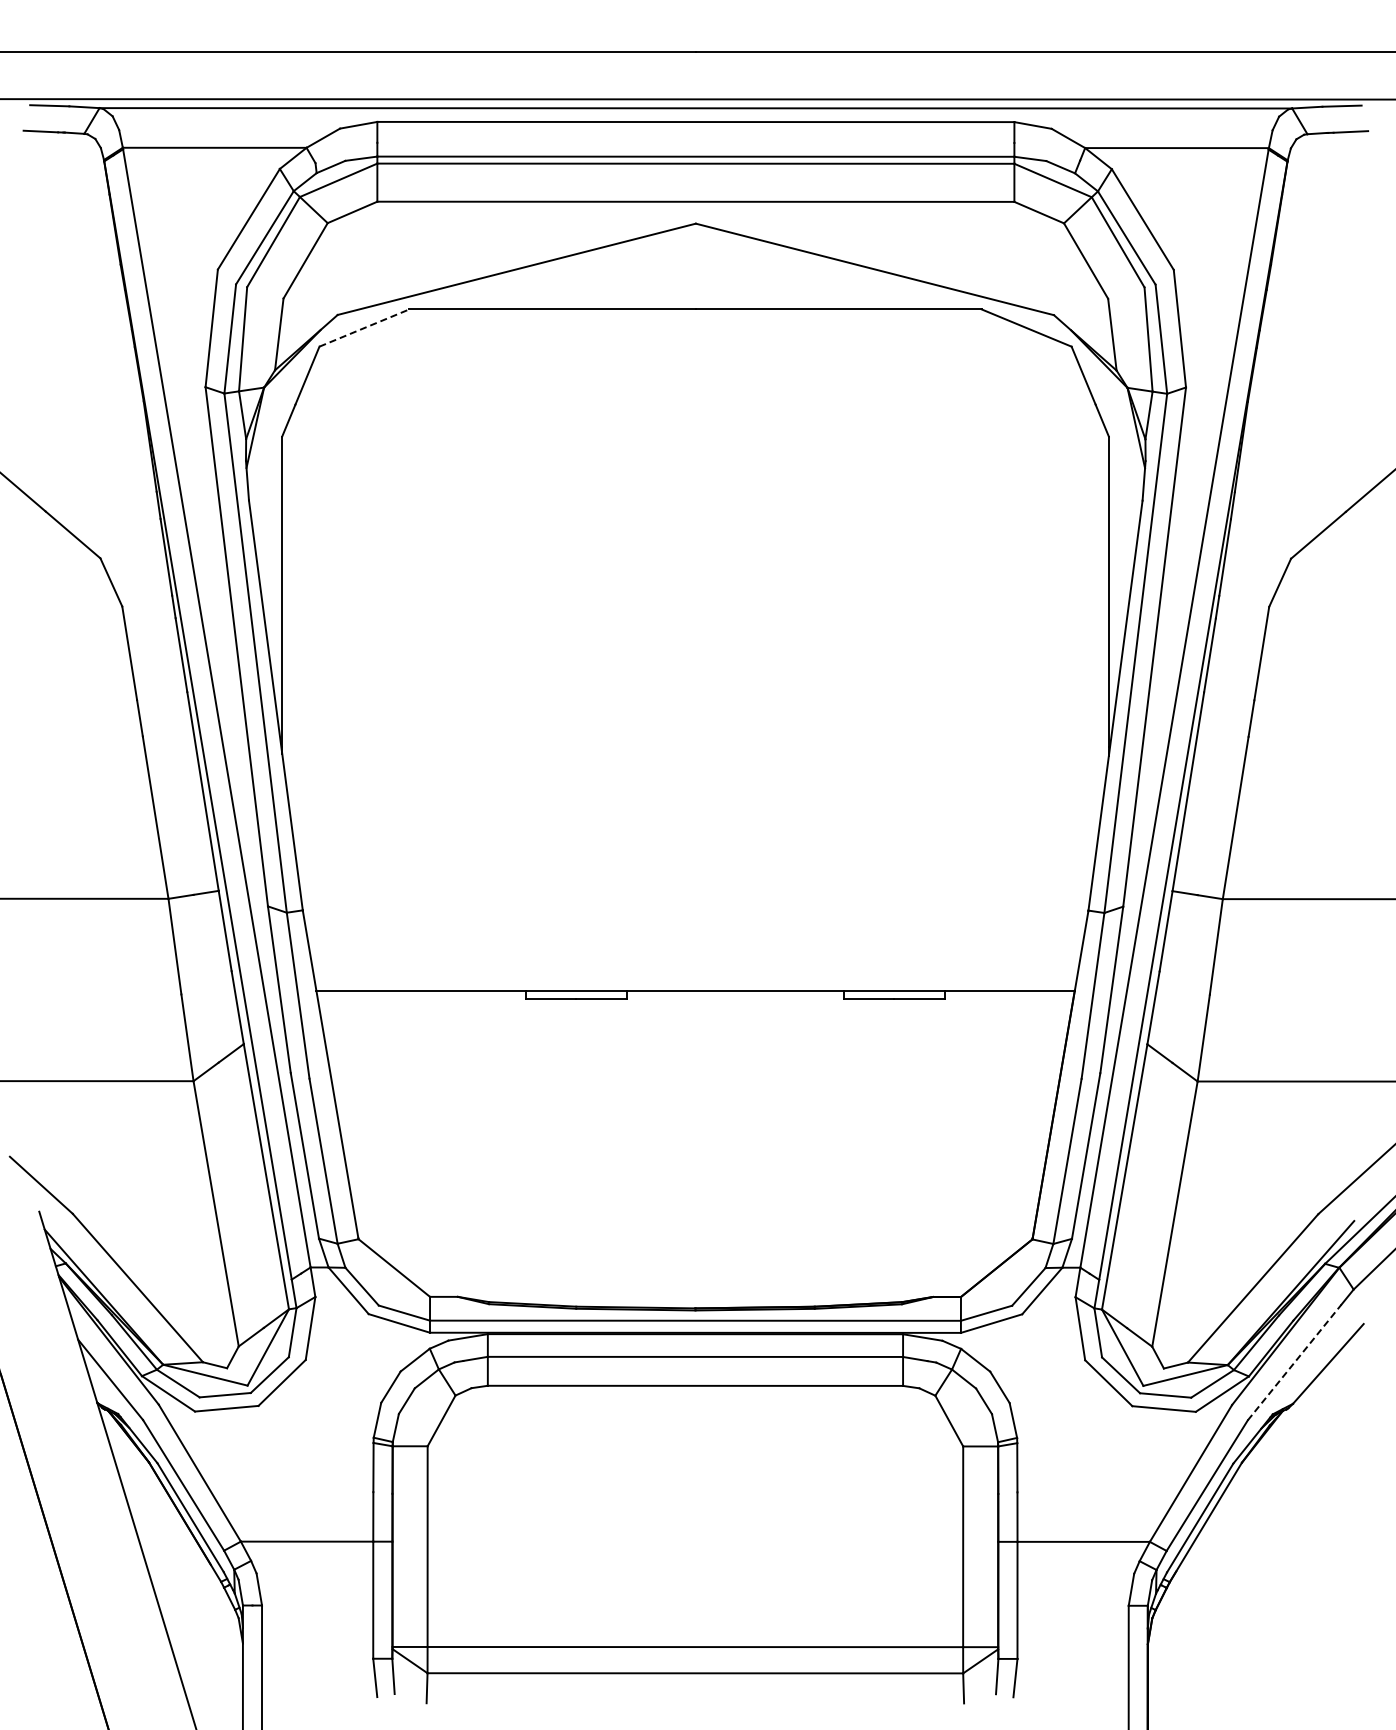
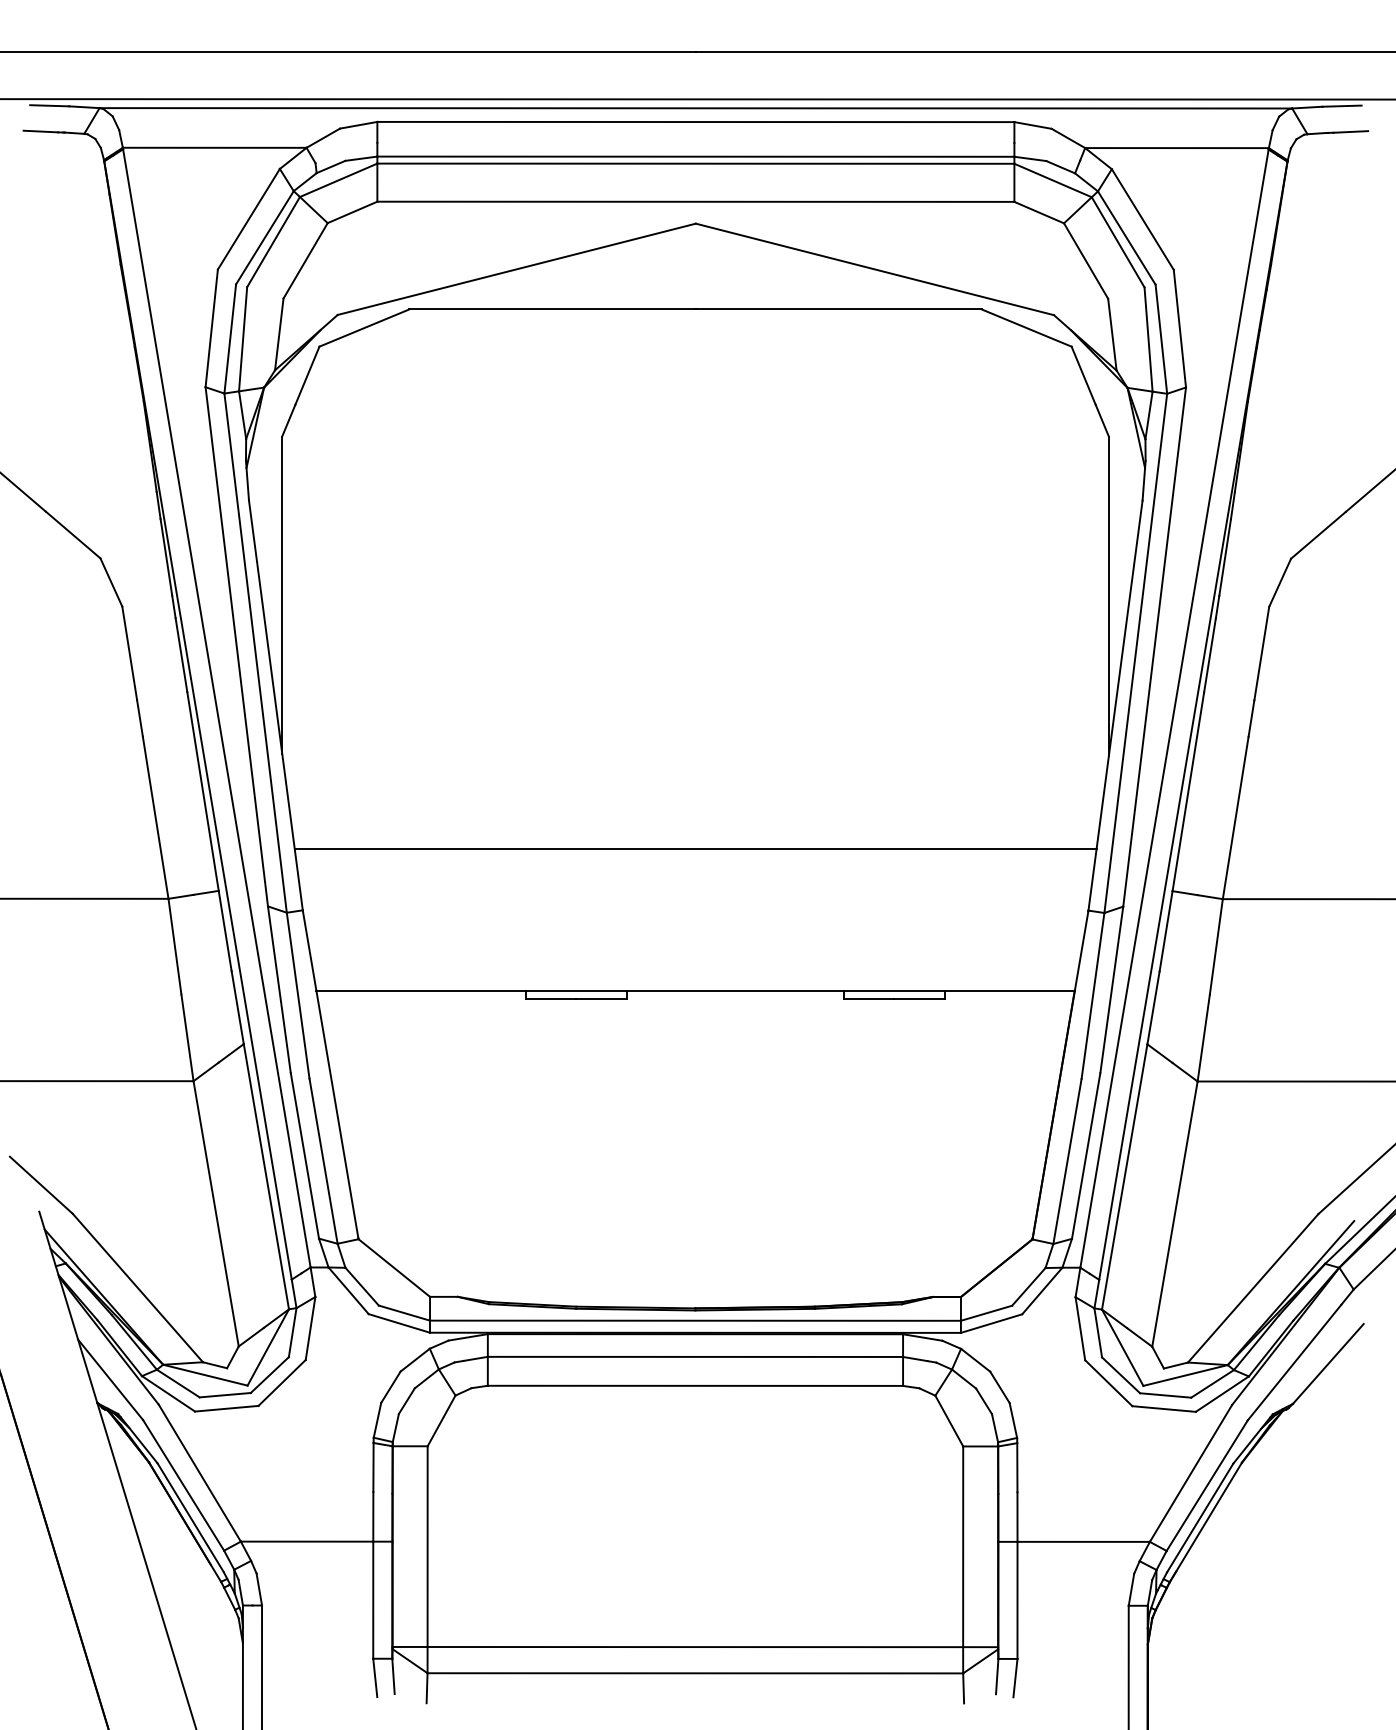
line: dashed -> solid (364, 328)
line: none -> present (695, 849)
line: dashed -> solid (1294, 1362)
